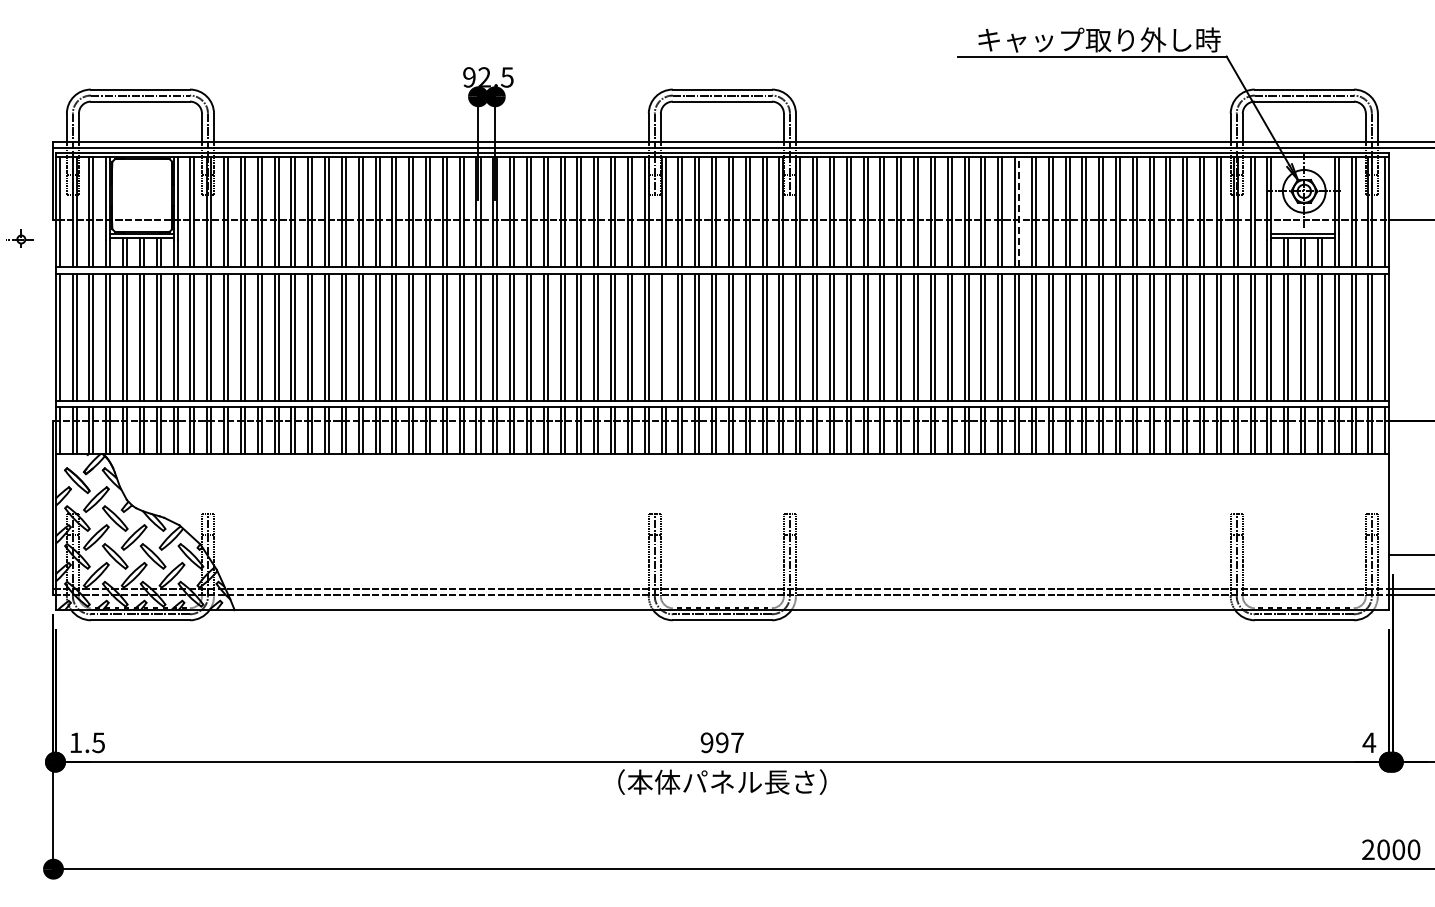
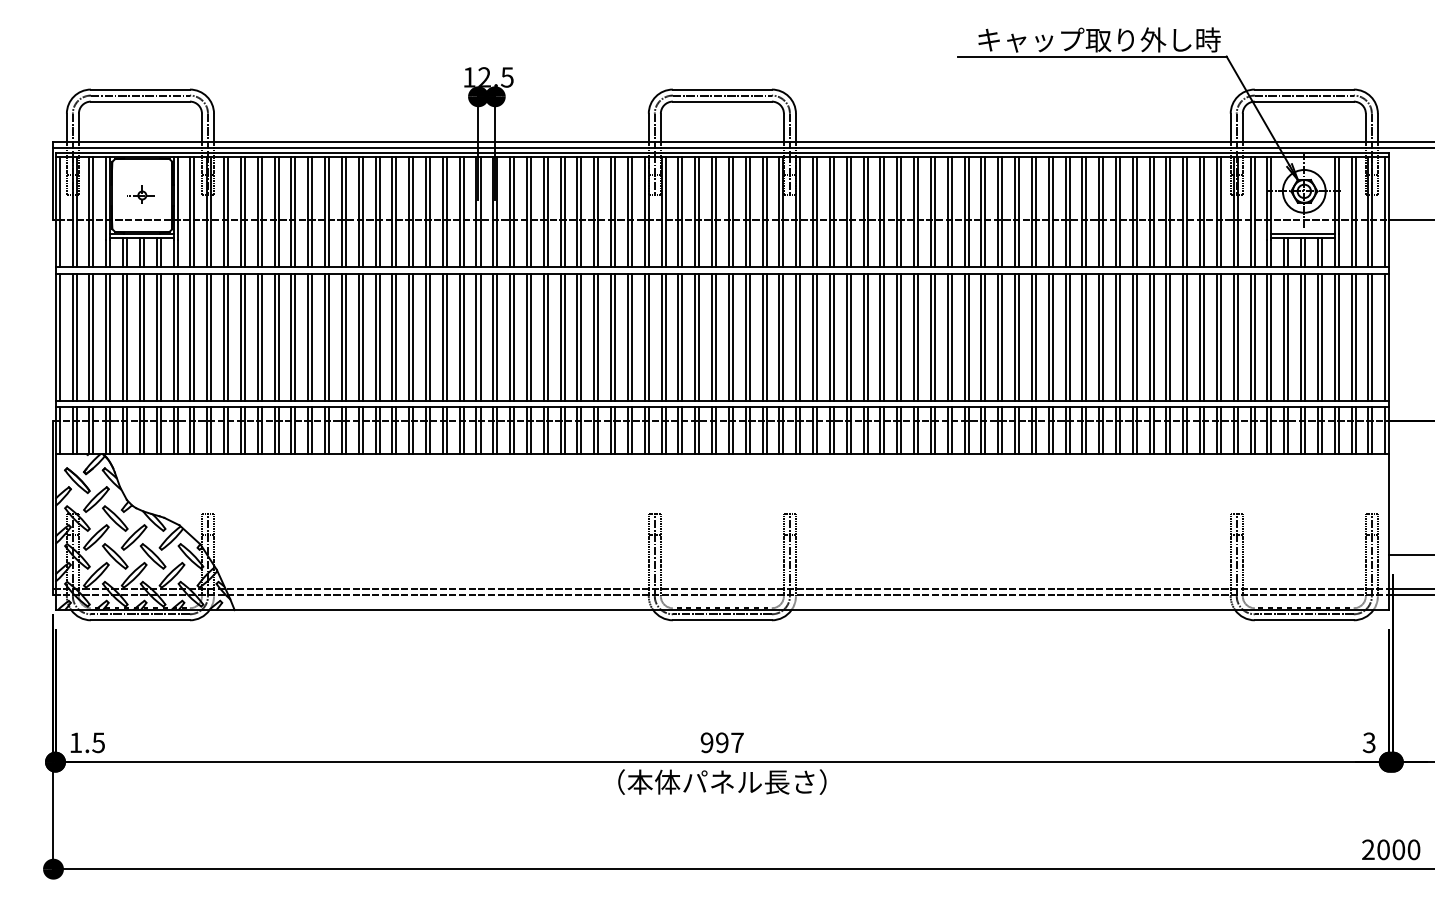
text: 92.5 -> 12.5 (469, 77)
line: dashed -> solid (1019, 212)
part position: (19, 238) -> (140, 194) (140, 194)
line: none -> present (665, 336)
text: 4 -> 3 (1369, 742)
